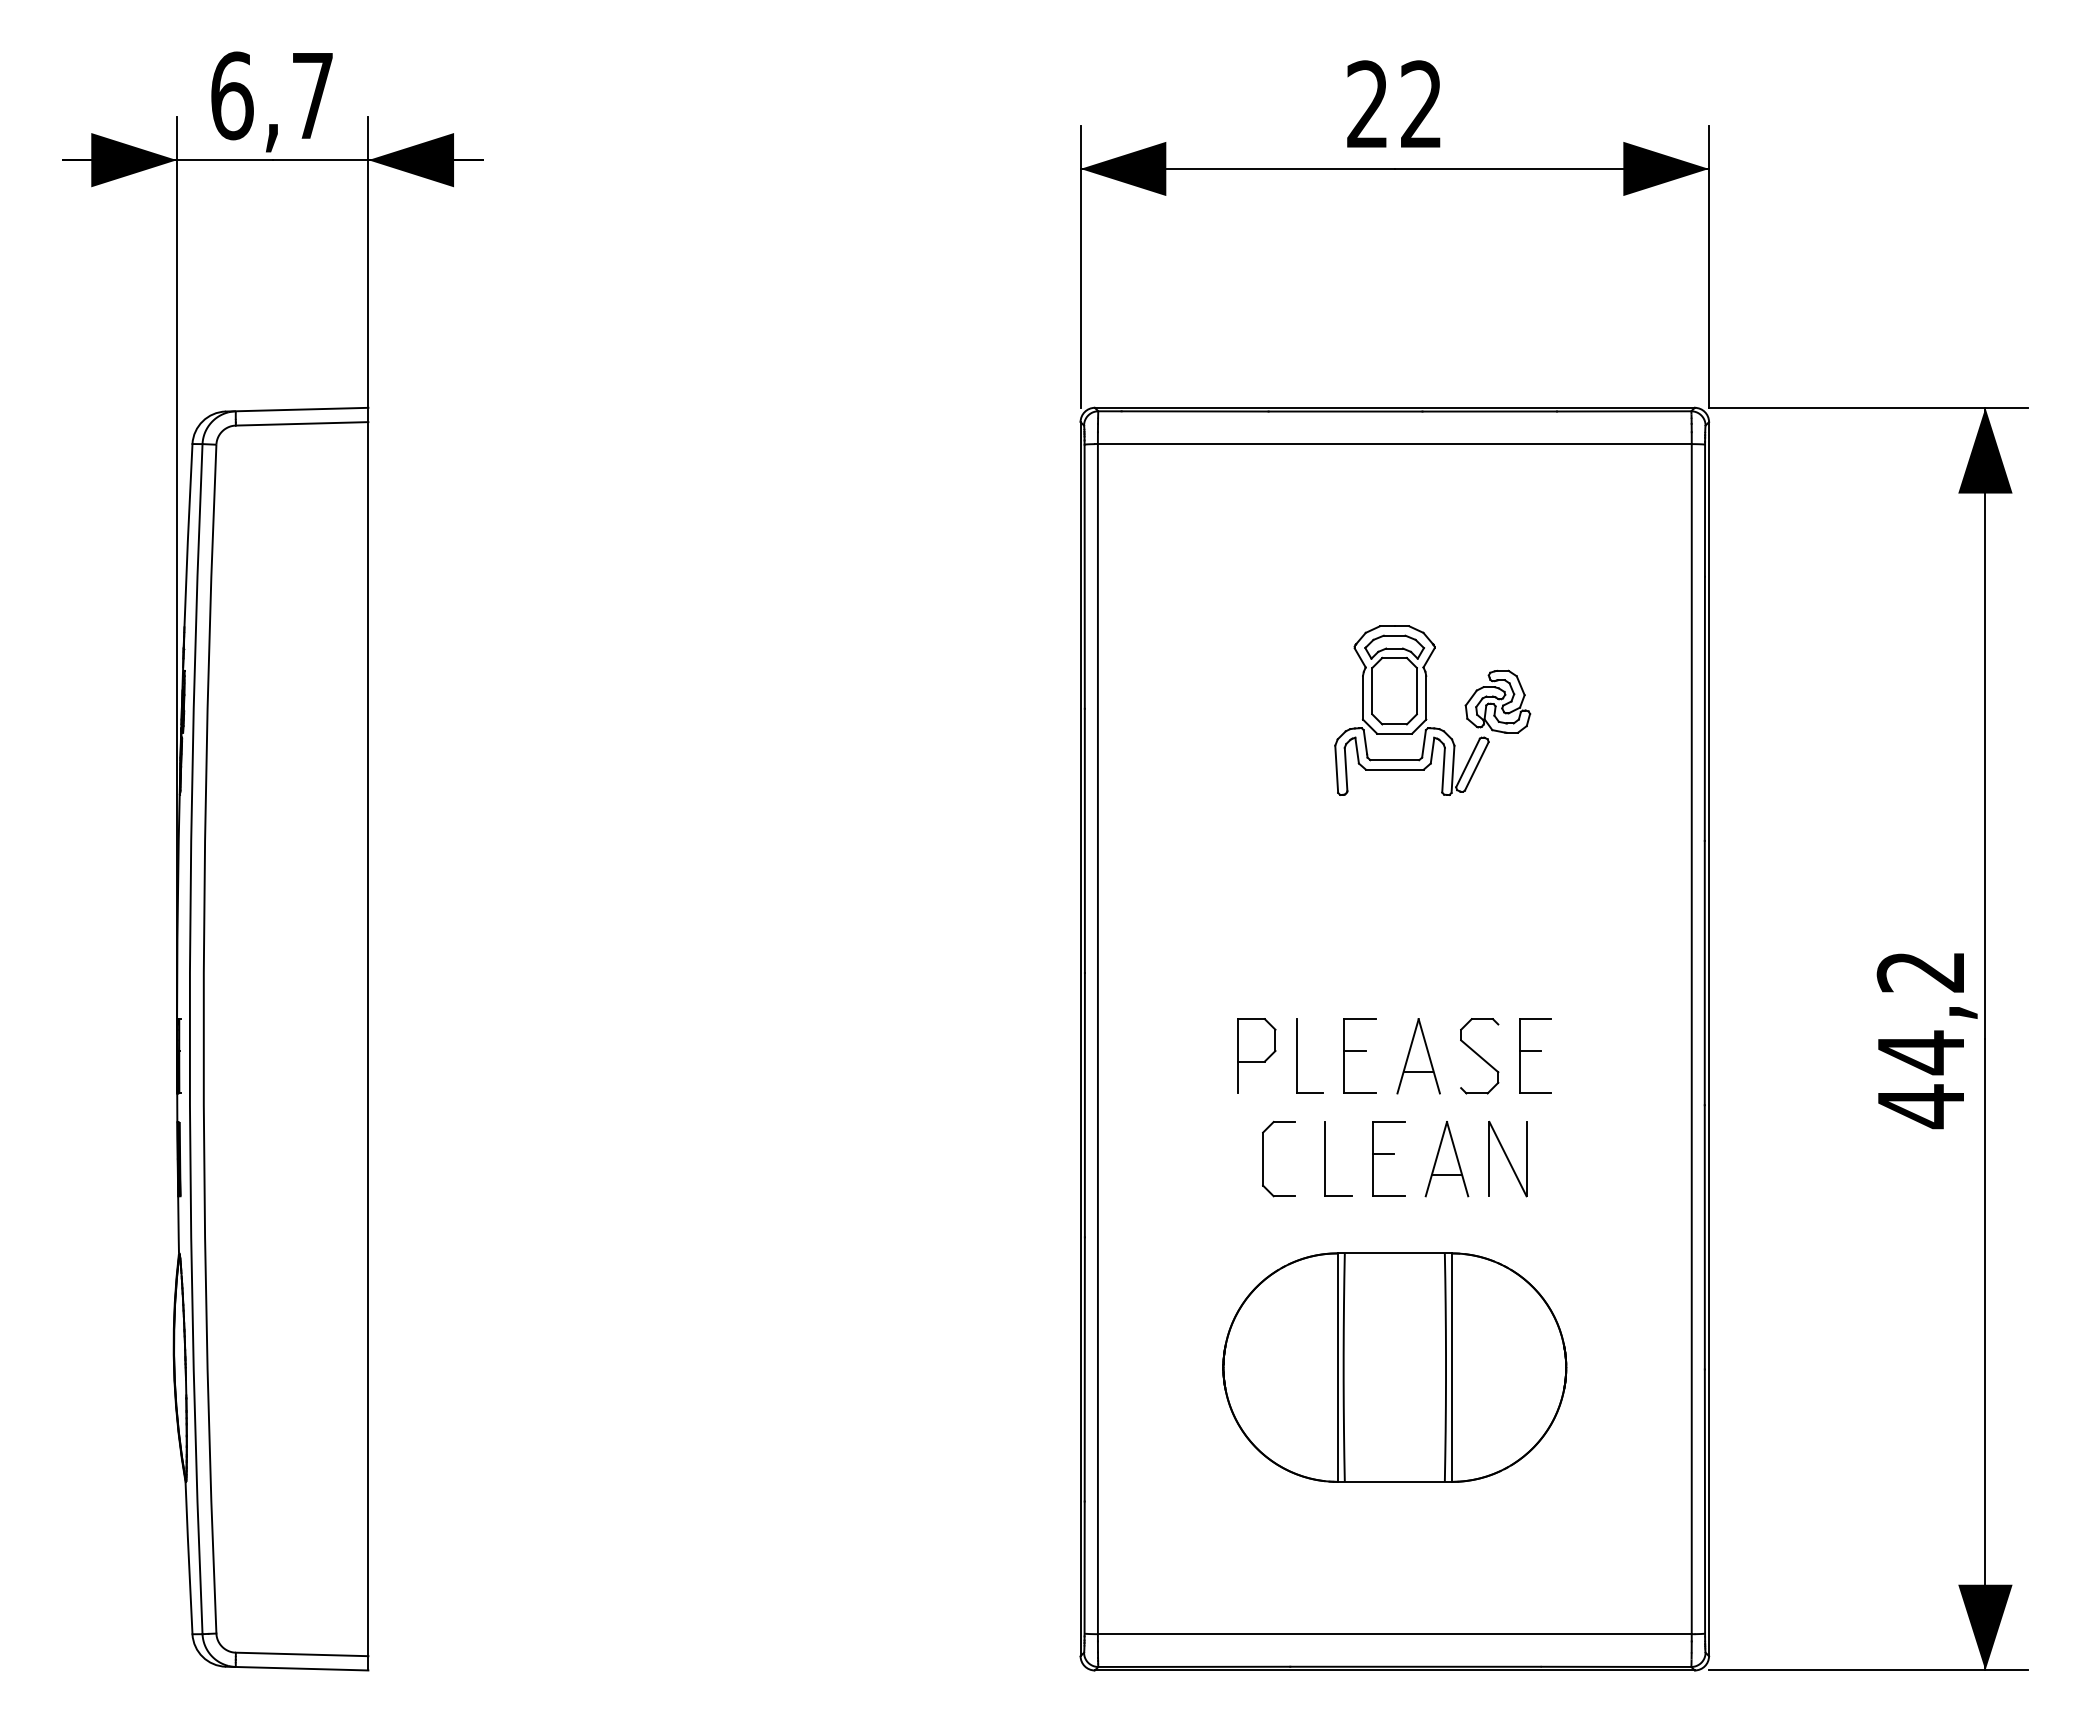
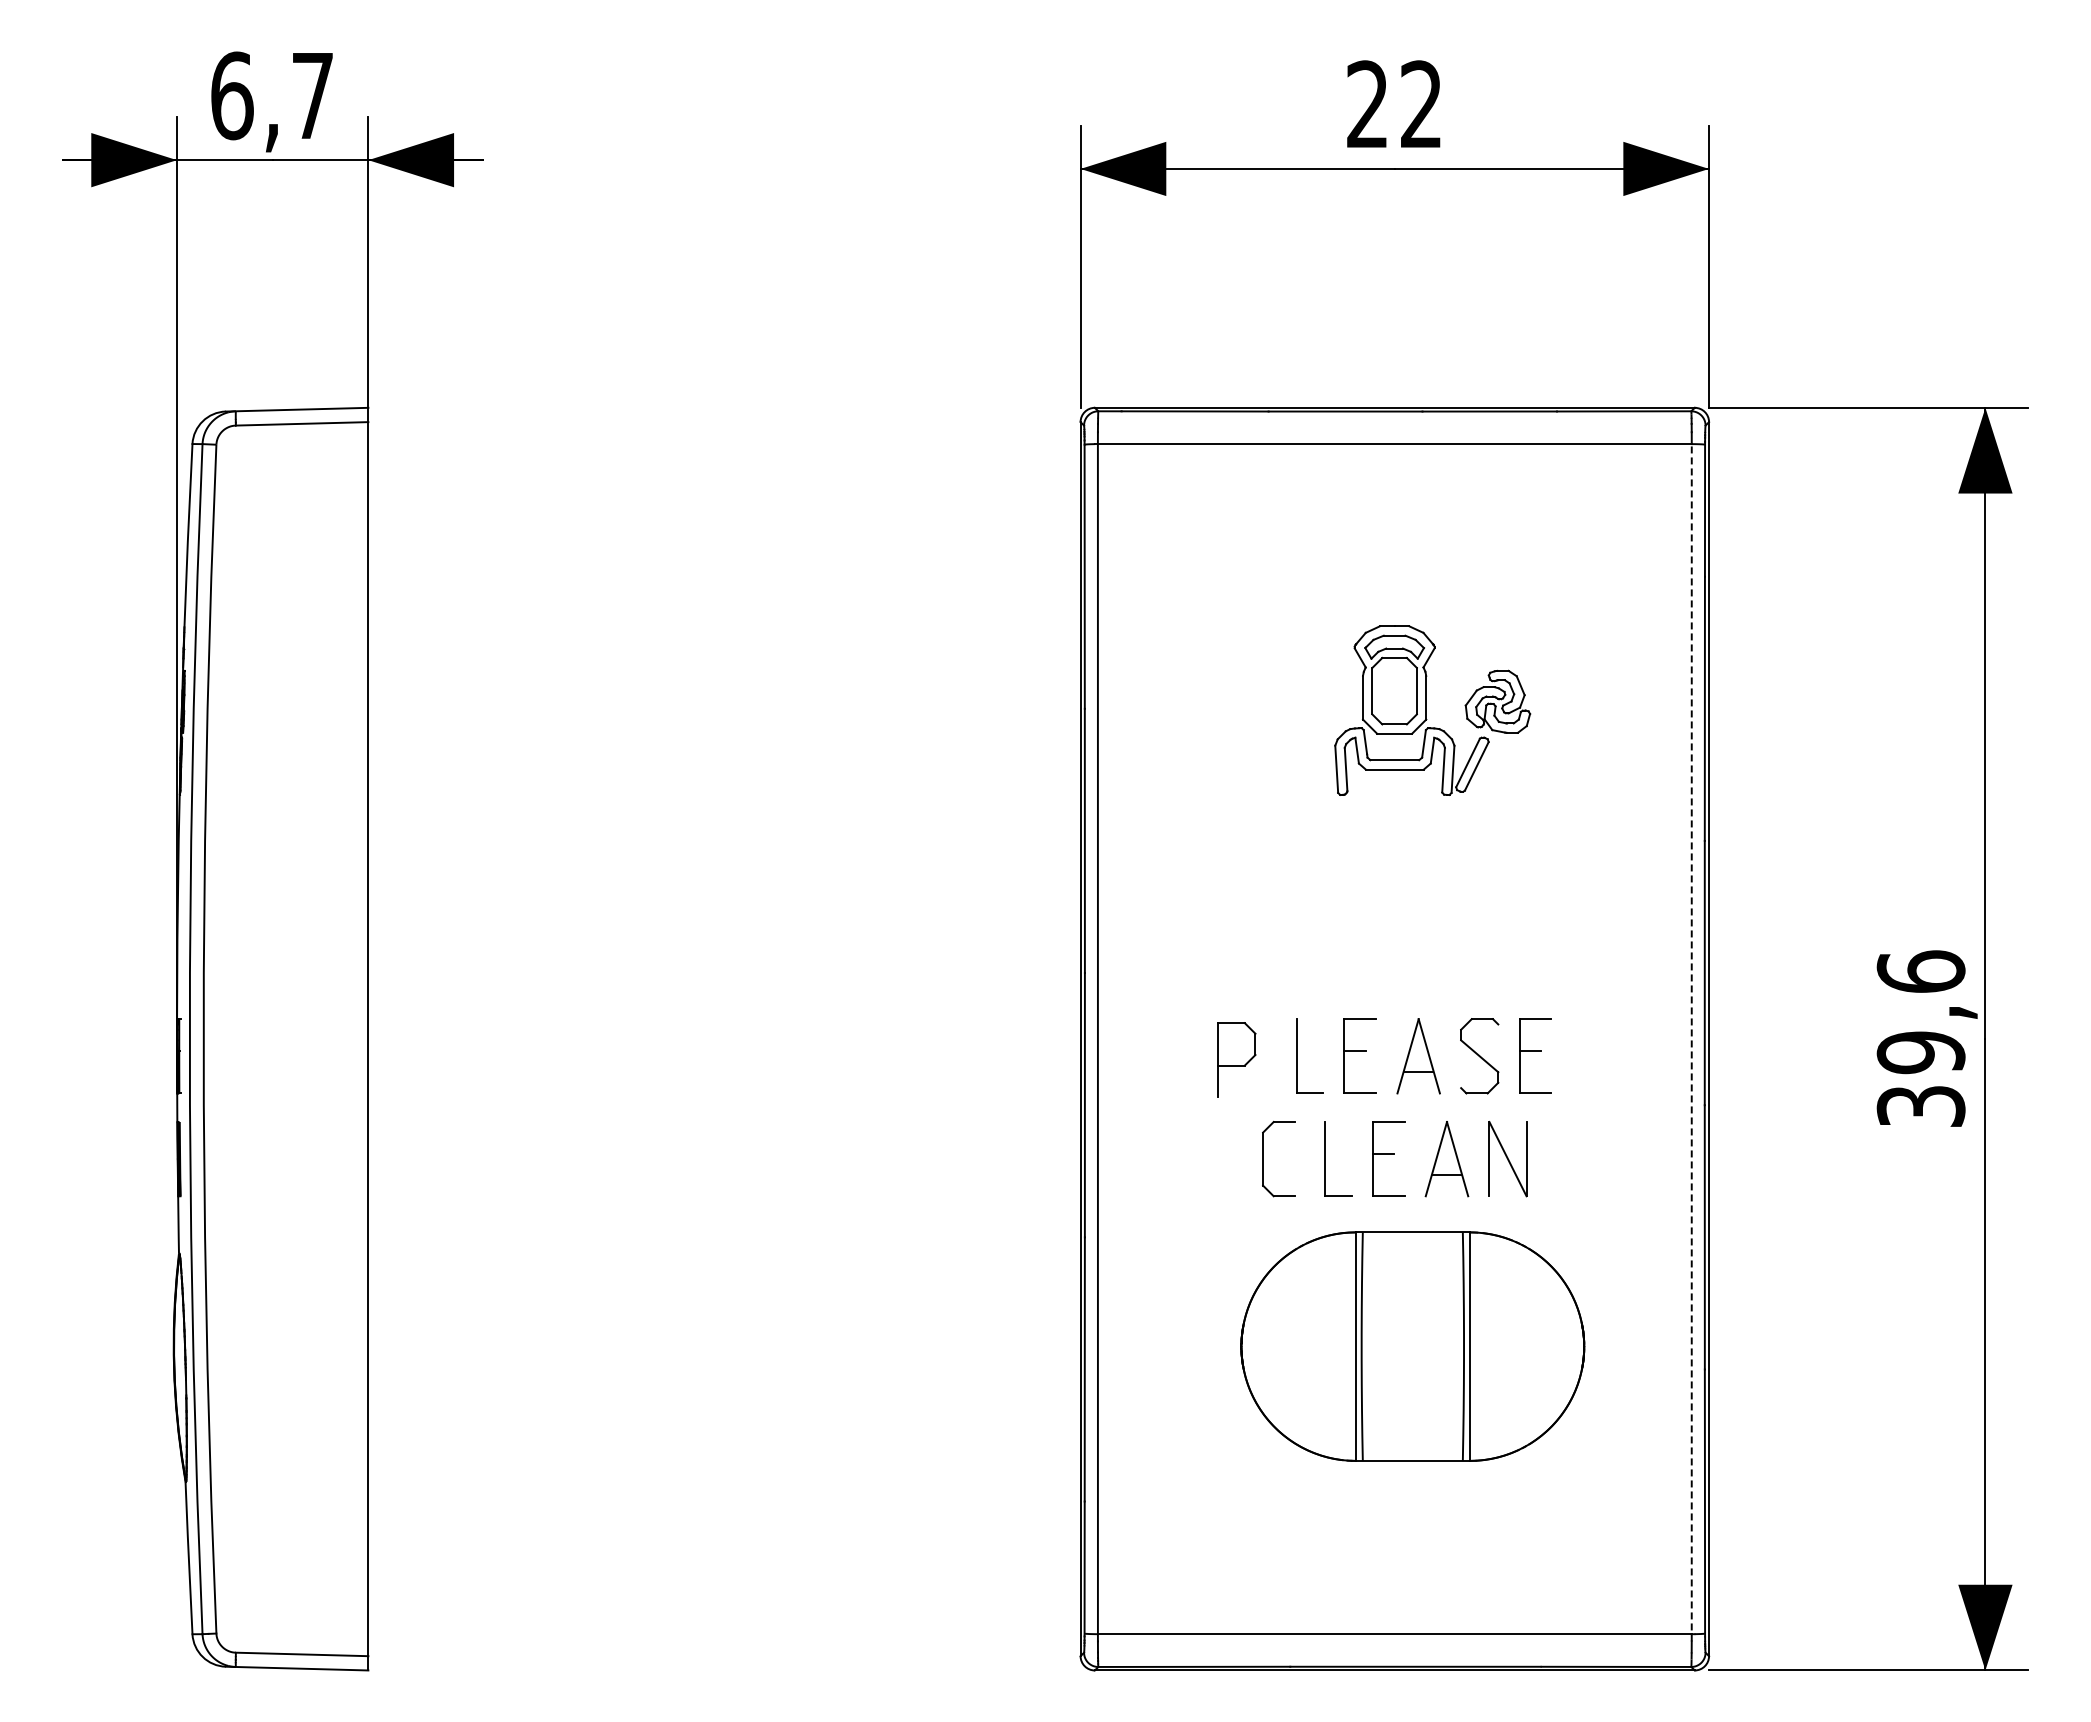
text: 44,2 -> 39,6 (1920, 1039)
line: solid -> dashed (1691, 1042)
part position: (1256, 1055) -> (1236, 1059) (1236, 1059)
part position: (1394, 1367) -> (1412, 1346) (1412, 1346)
